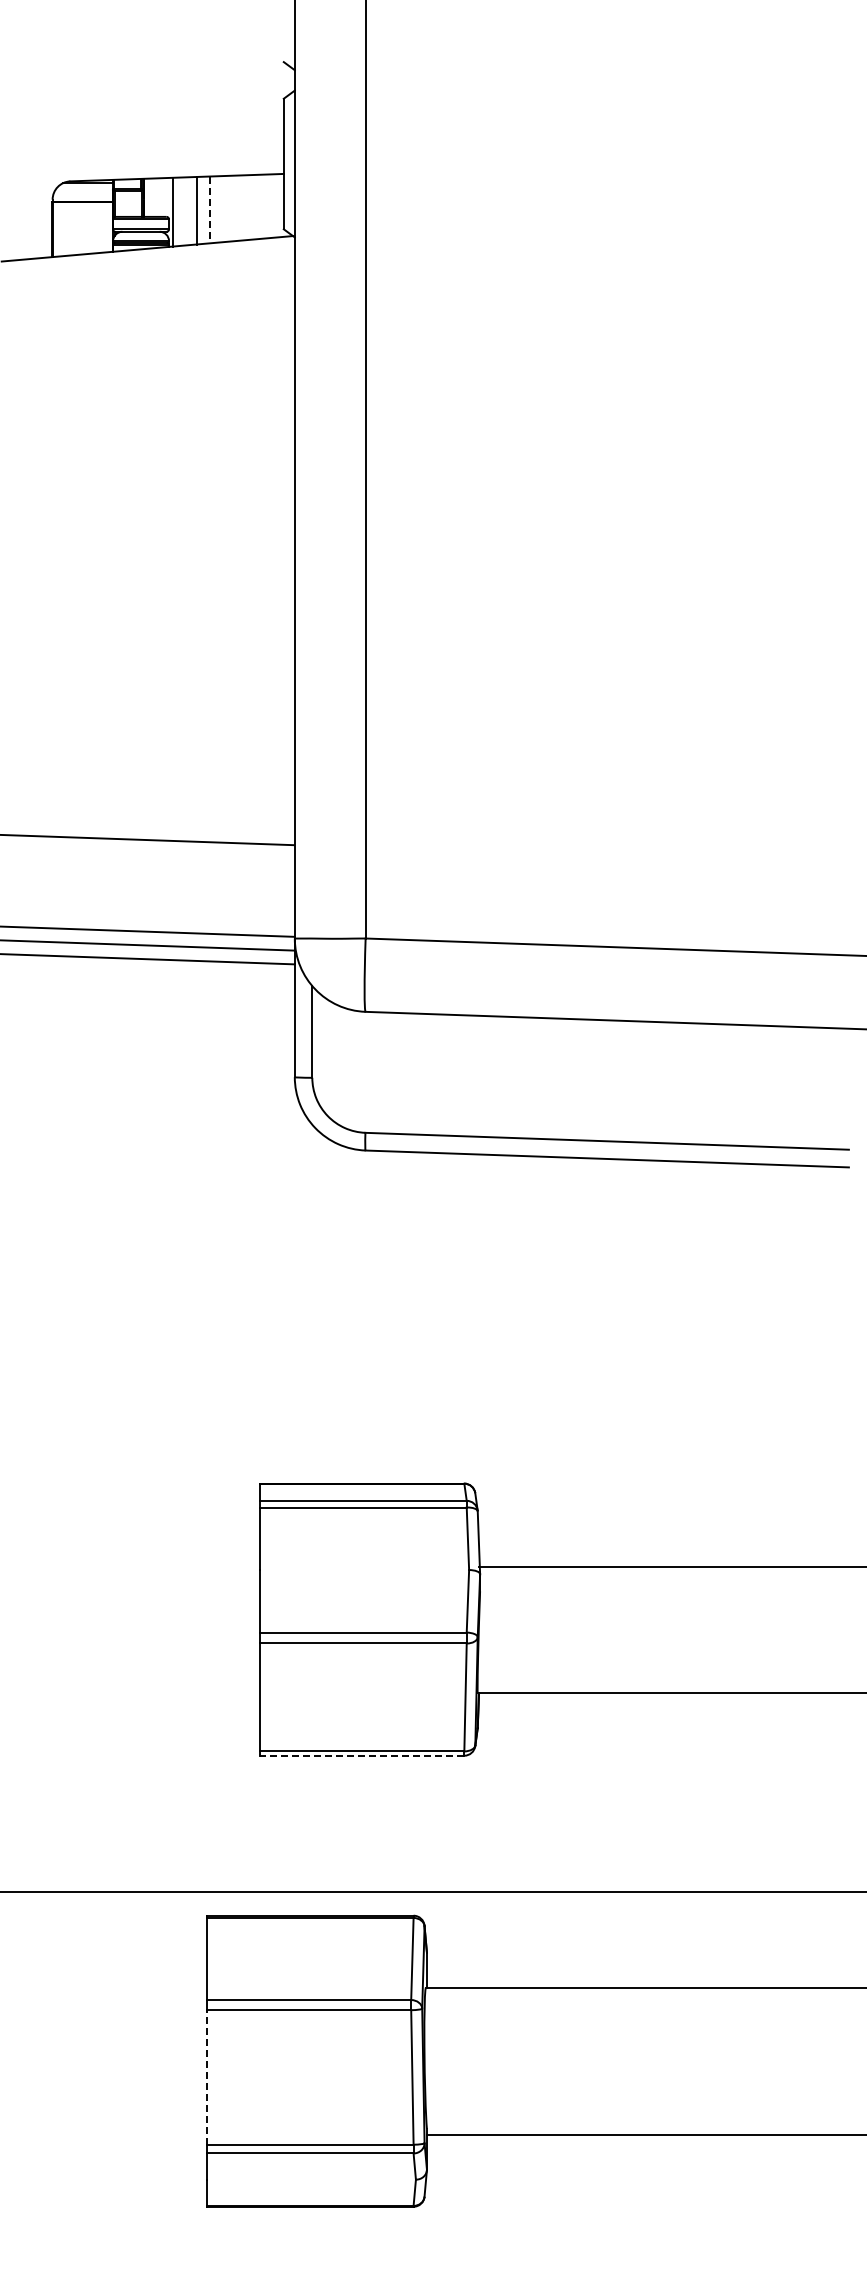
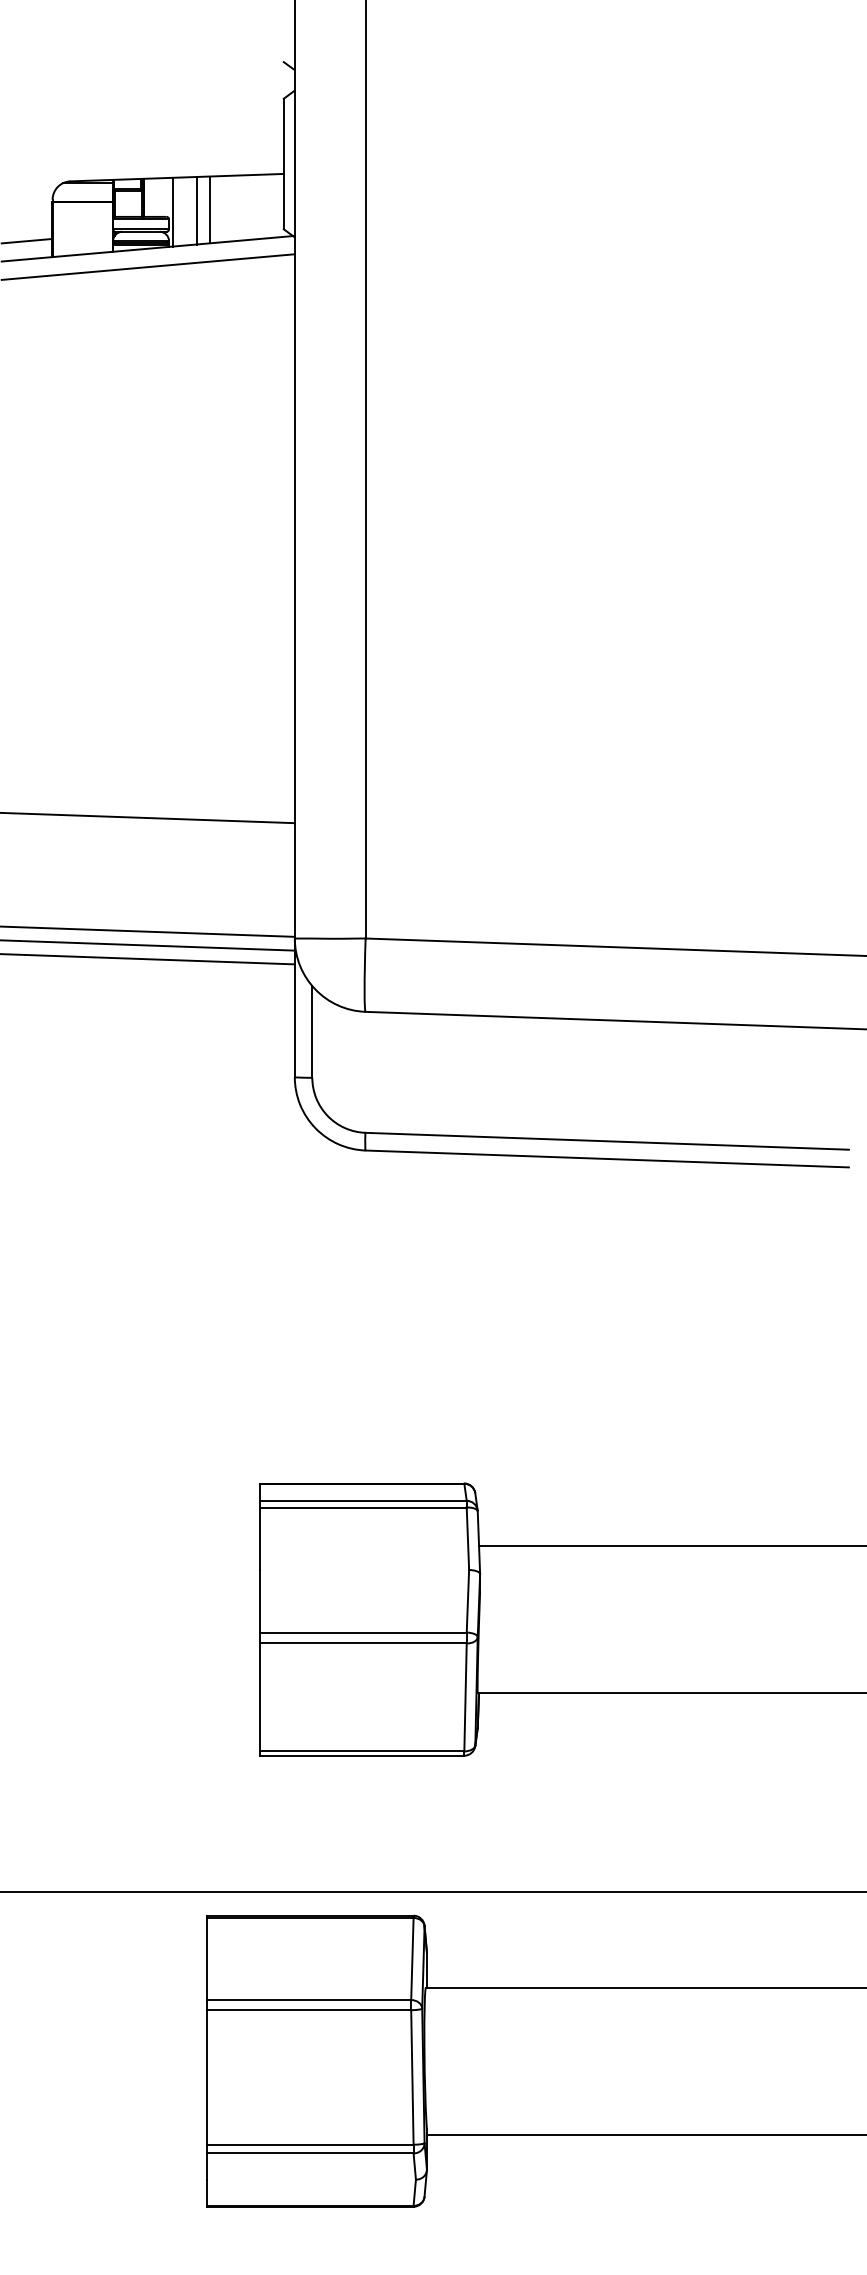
line: dashed -> solid (209, 210)
line: none -> present (27, 240)
line: none -> present (148, 266)
line position: (147, 840) -> (148, 817) (148, 817)
line position: (671, 1567) -> (671, 1546) (671, 1546)
line: dashed -> solid (361, 1755)
line: dashed -> solid (206, 2076)
